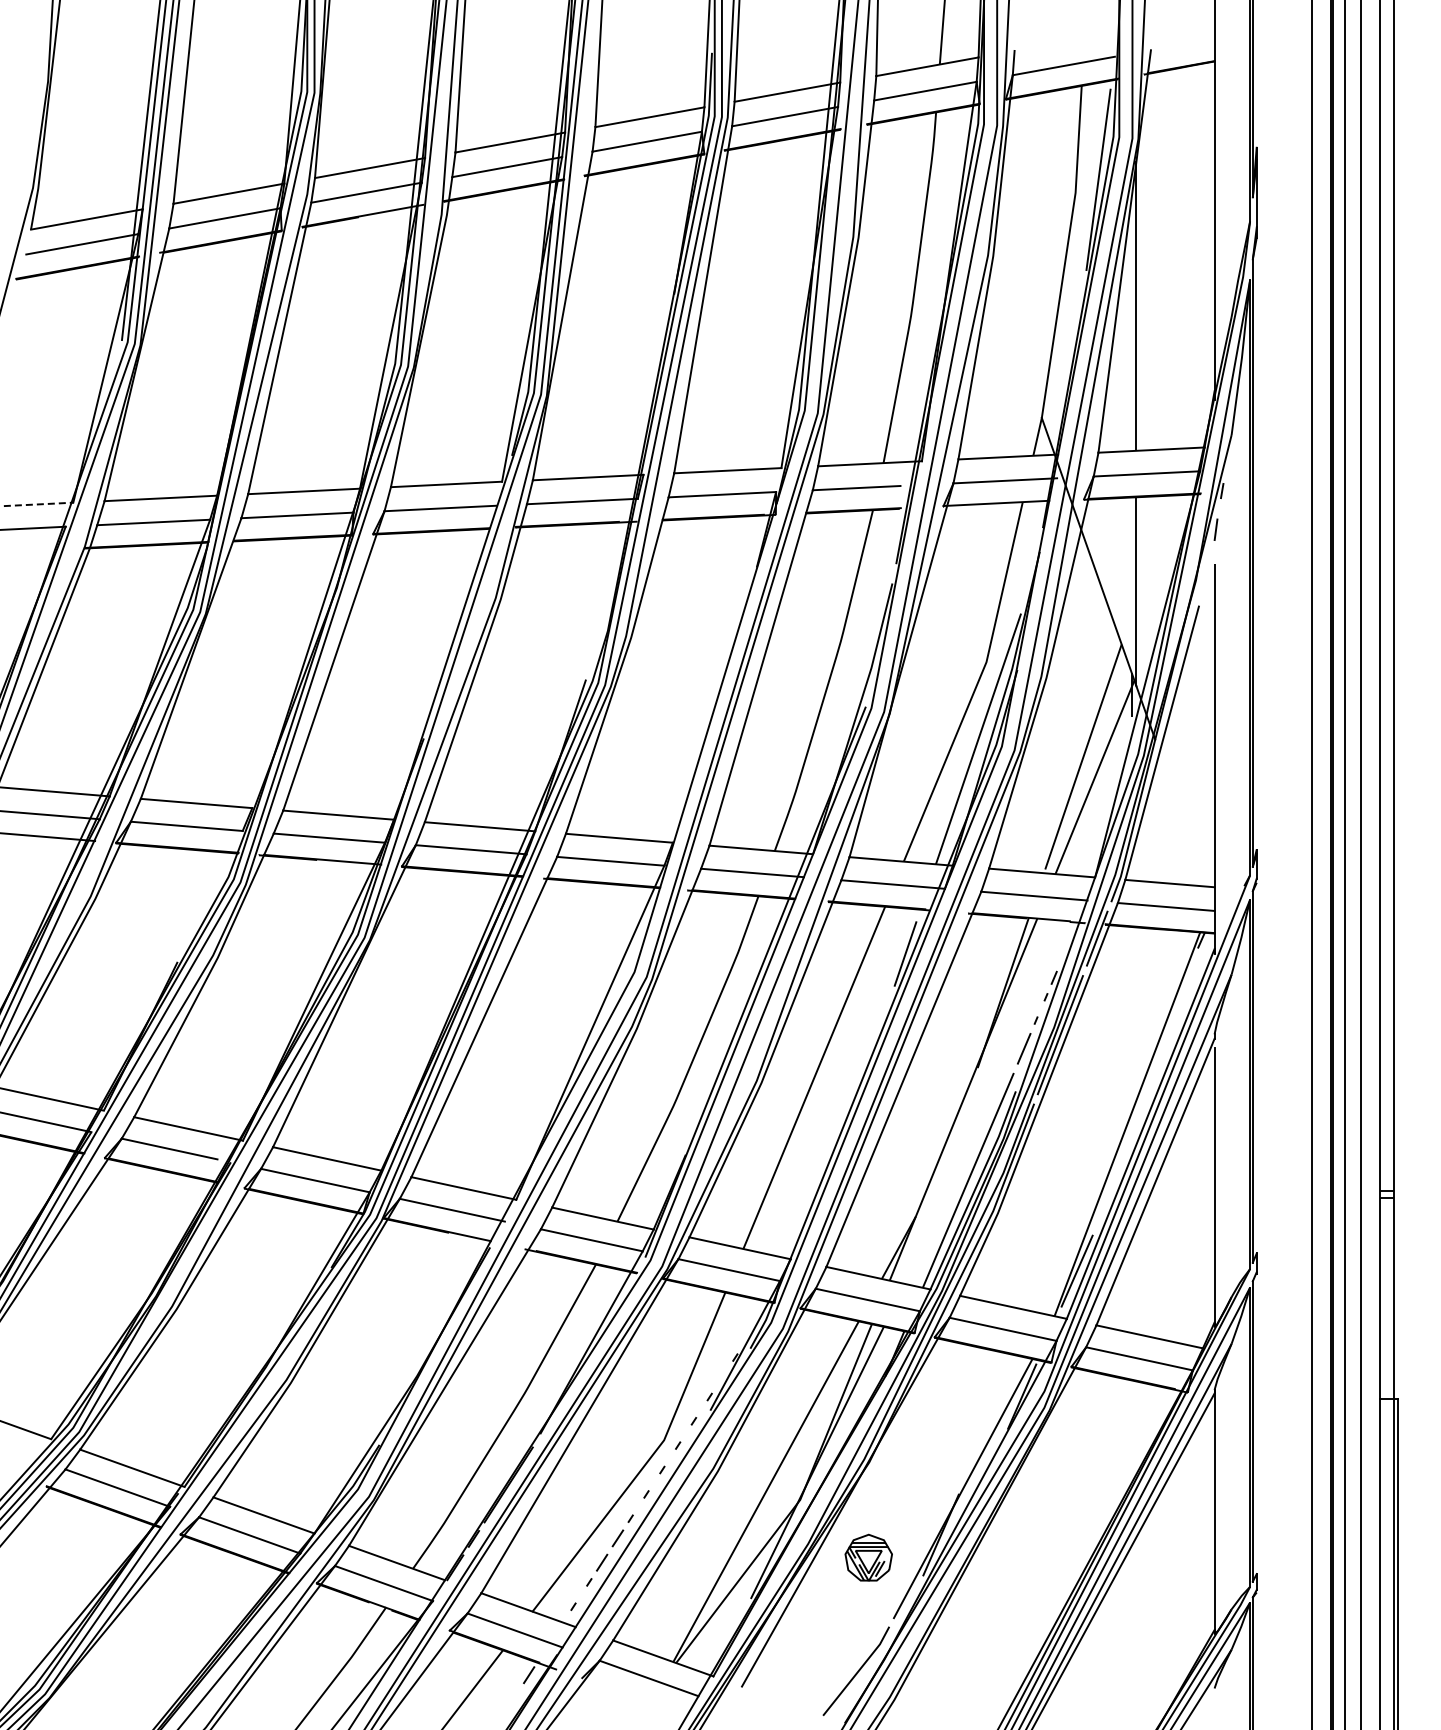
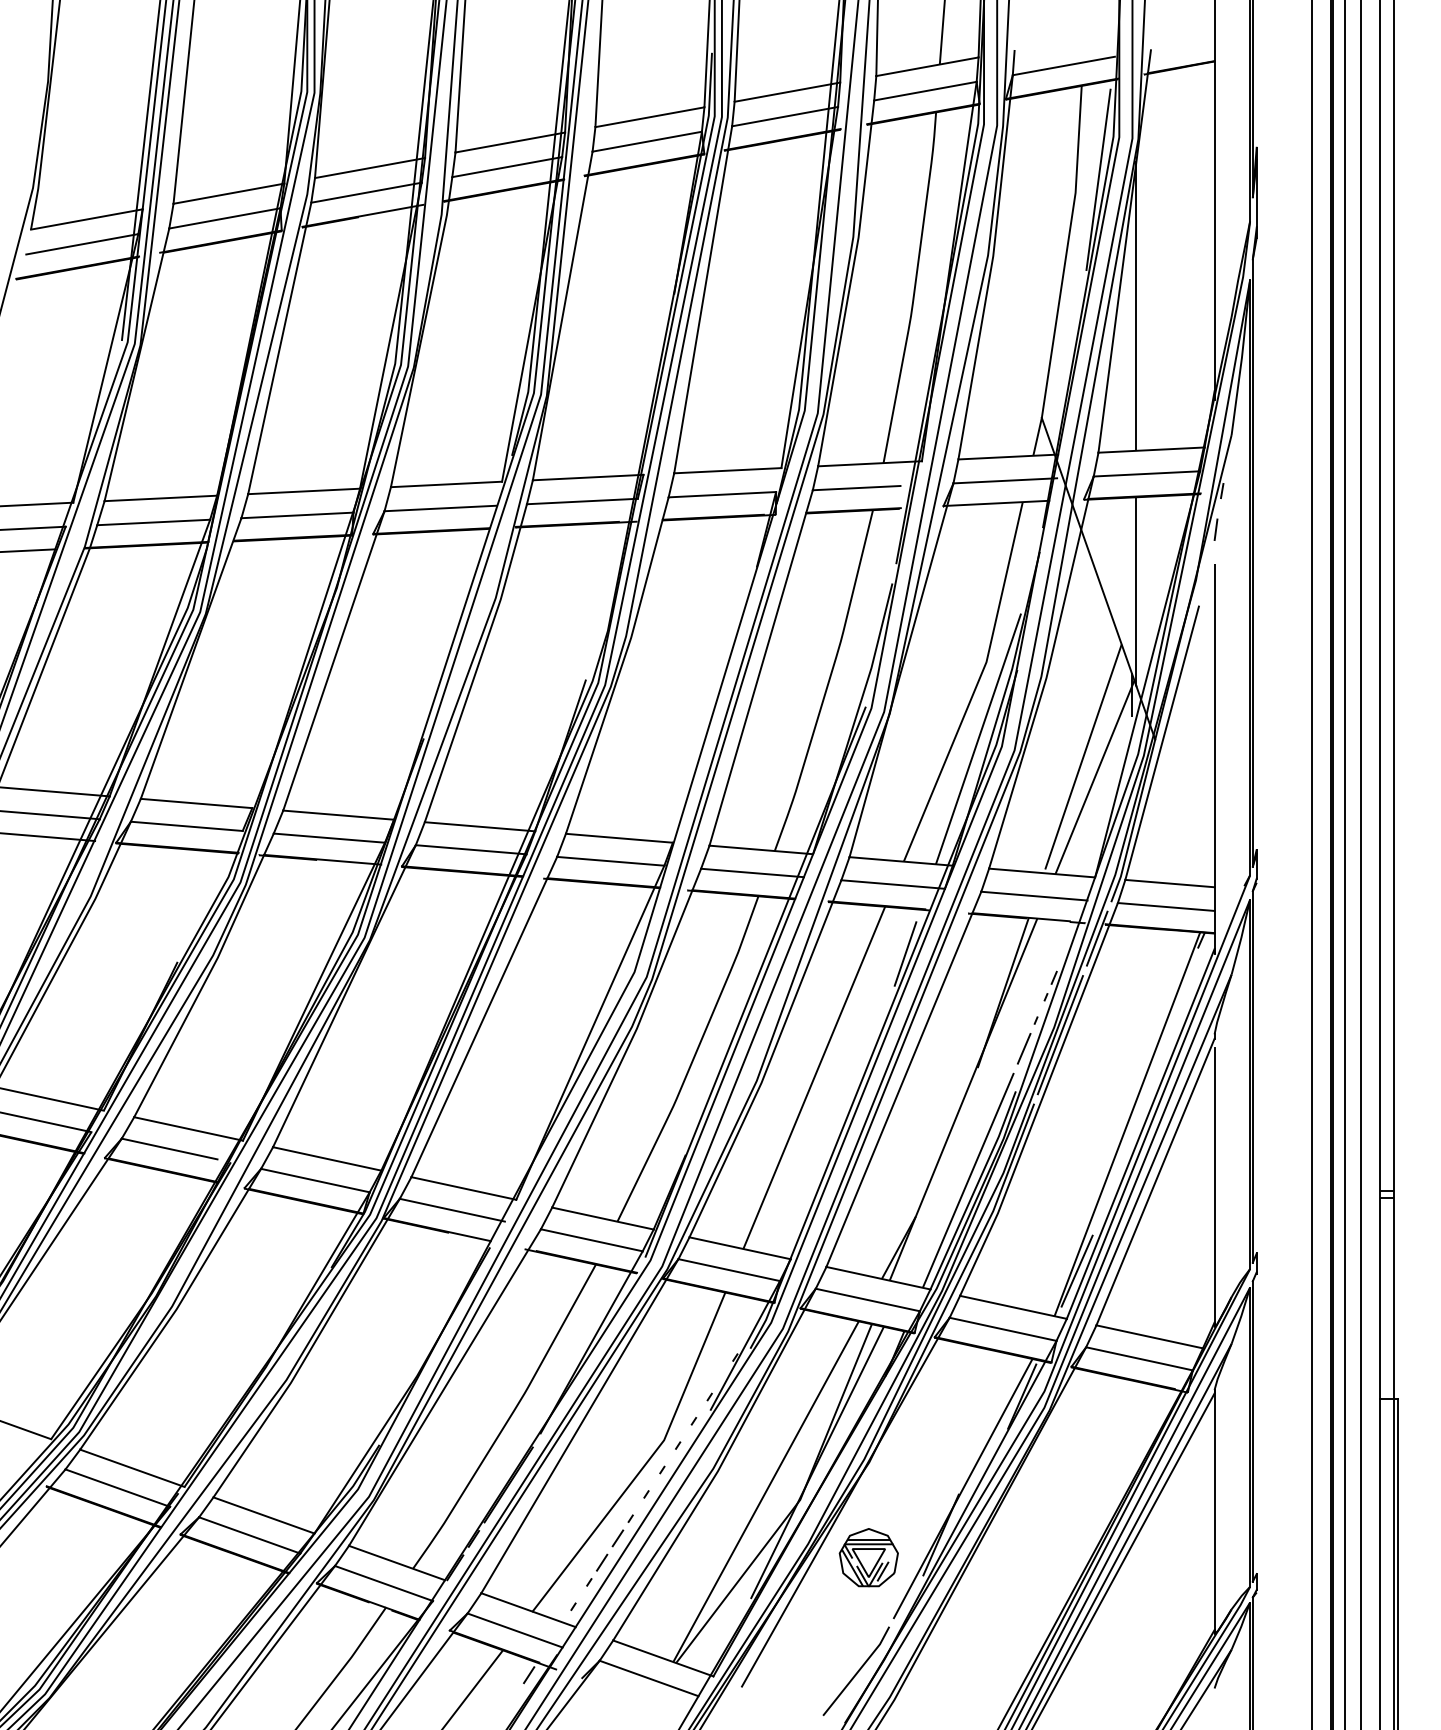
line: dashed -> solid (37, 504)
line: none -> present (28, 550)
part size: 49x49 px -> 61x60 px (868, 1557)
